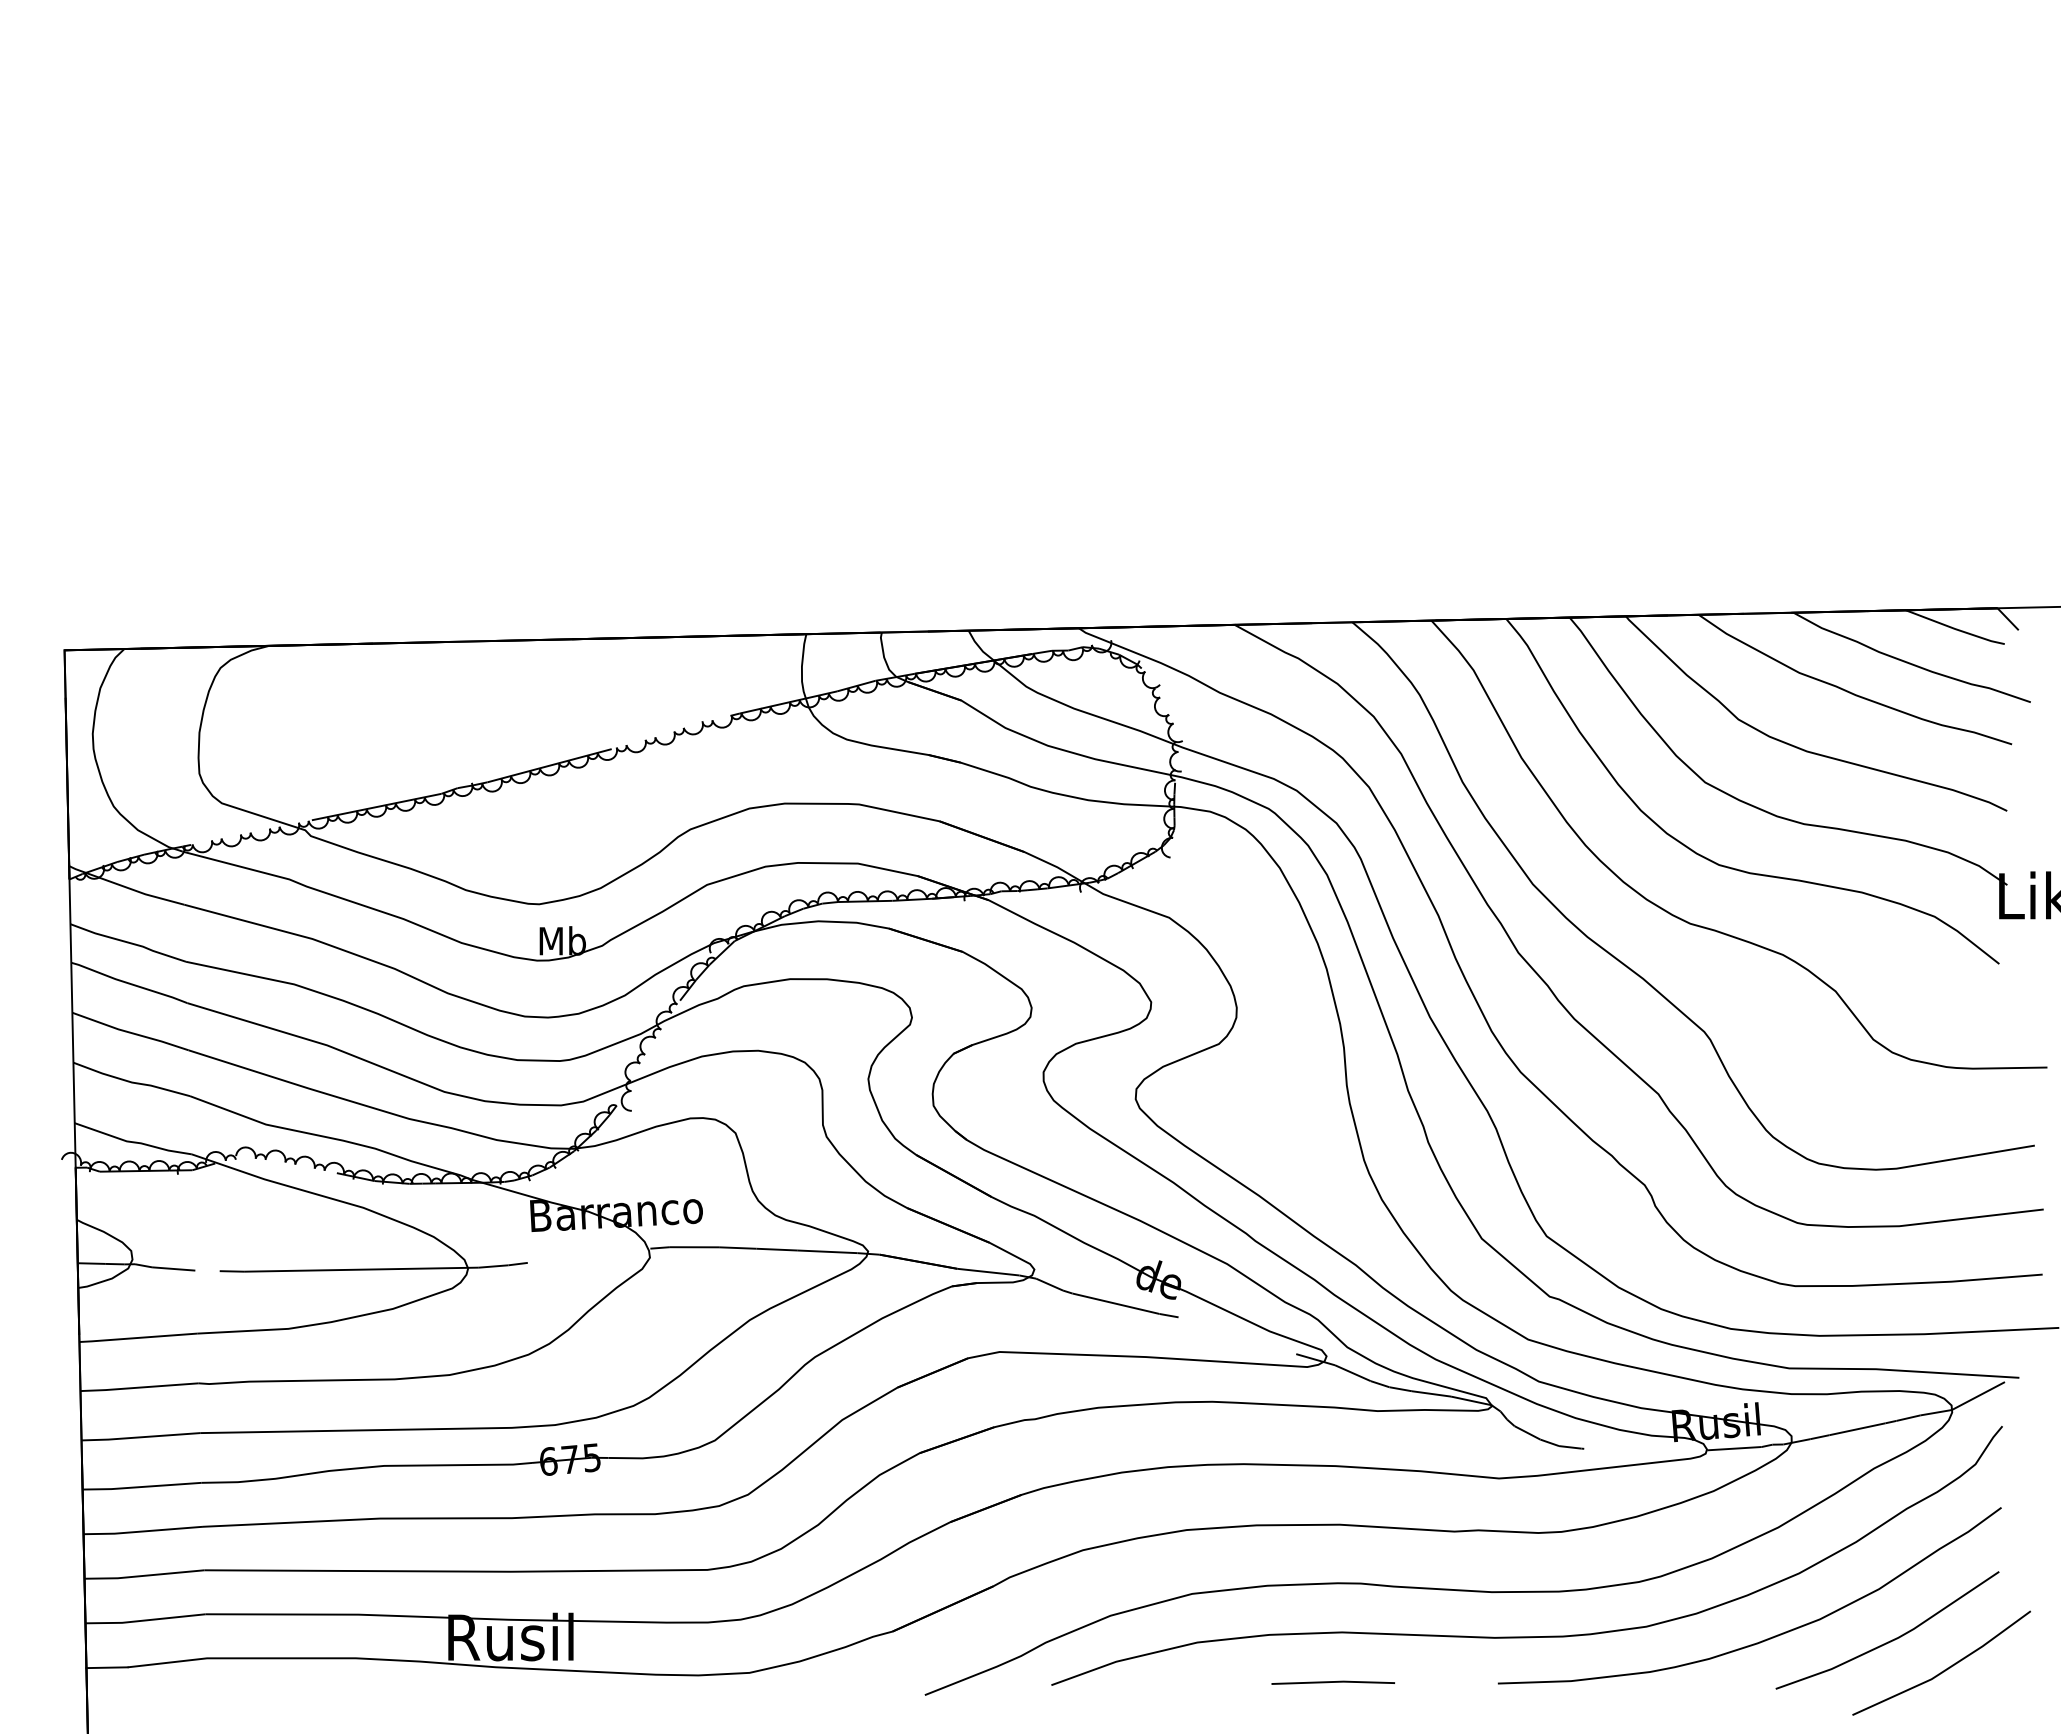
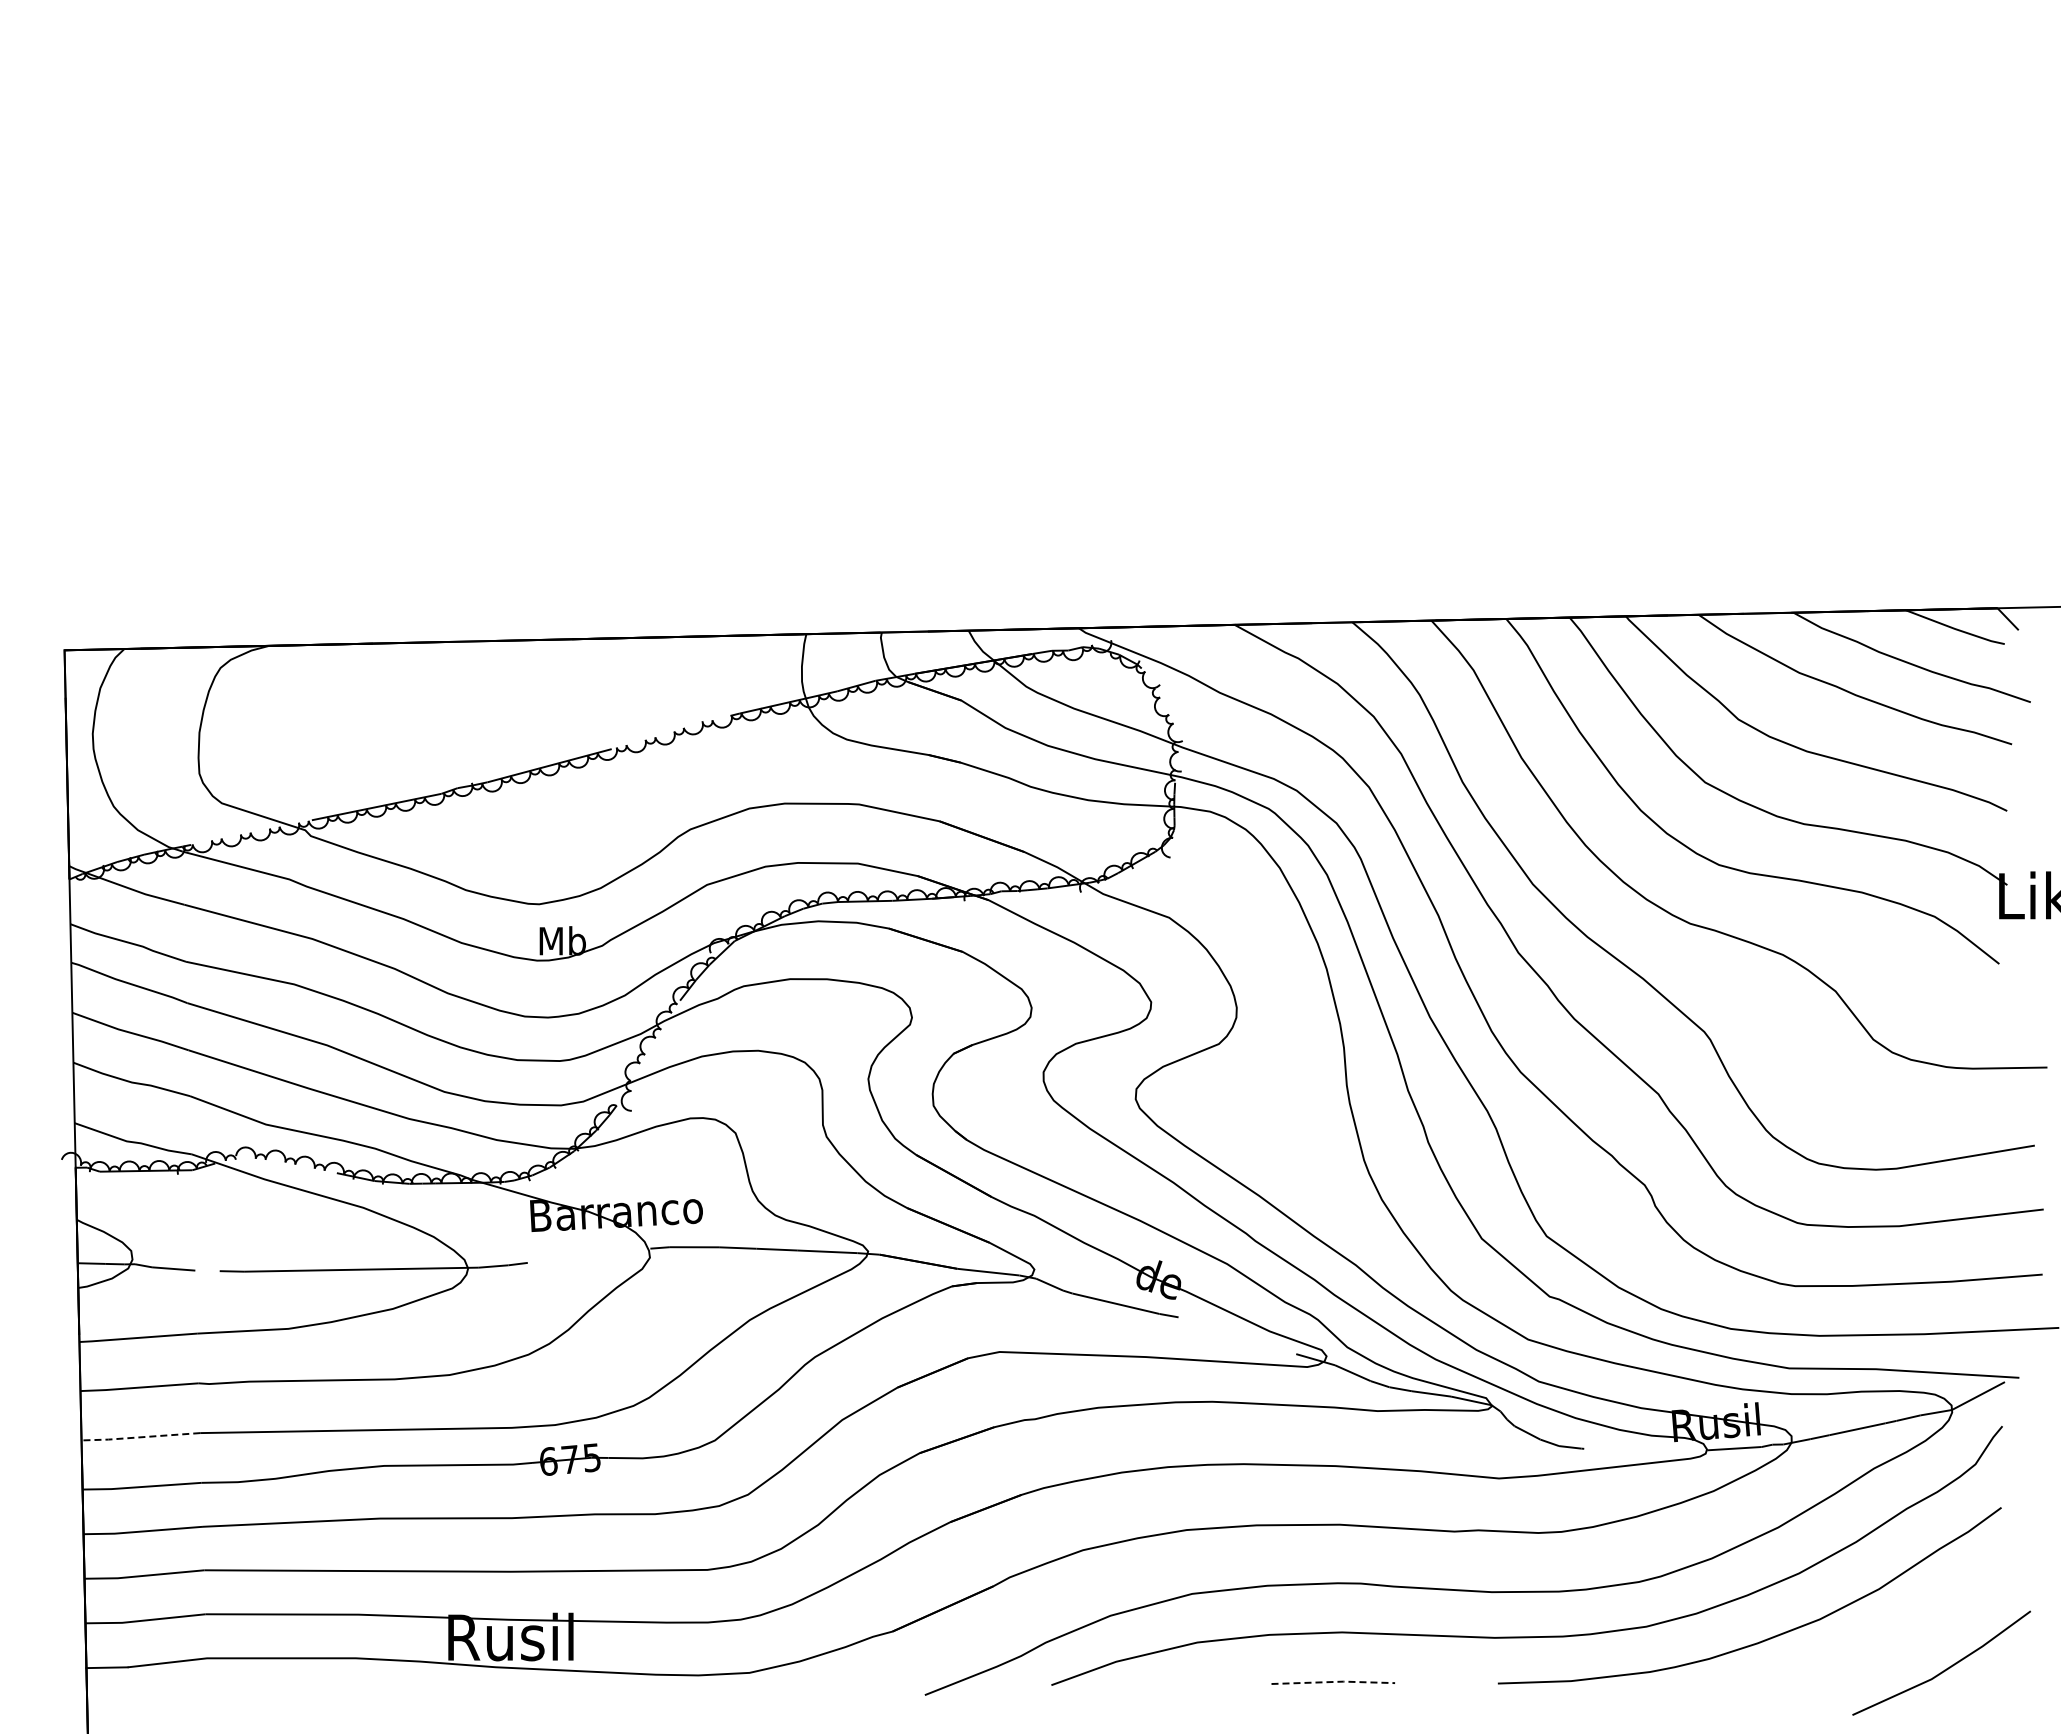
line: solid -> dashed (139, 1437)
line: present -> none (1892, 1639)
line: solid -> dashed (1333, 1681)
